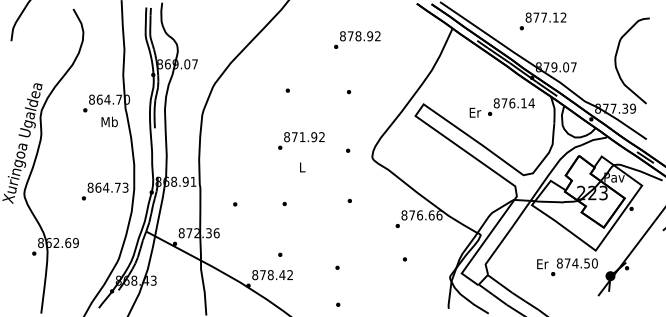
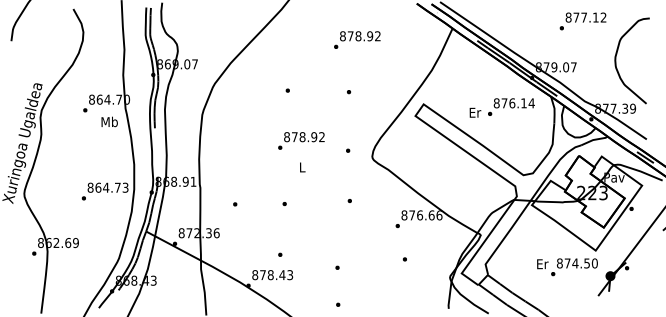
text position: (542, 21) -> (582, 21) (582, 21)
text: 871.92 -> 878.92 (302, 137)
text: 878.42 -> 878.43 (290, 275)
